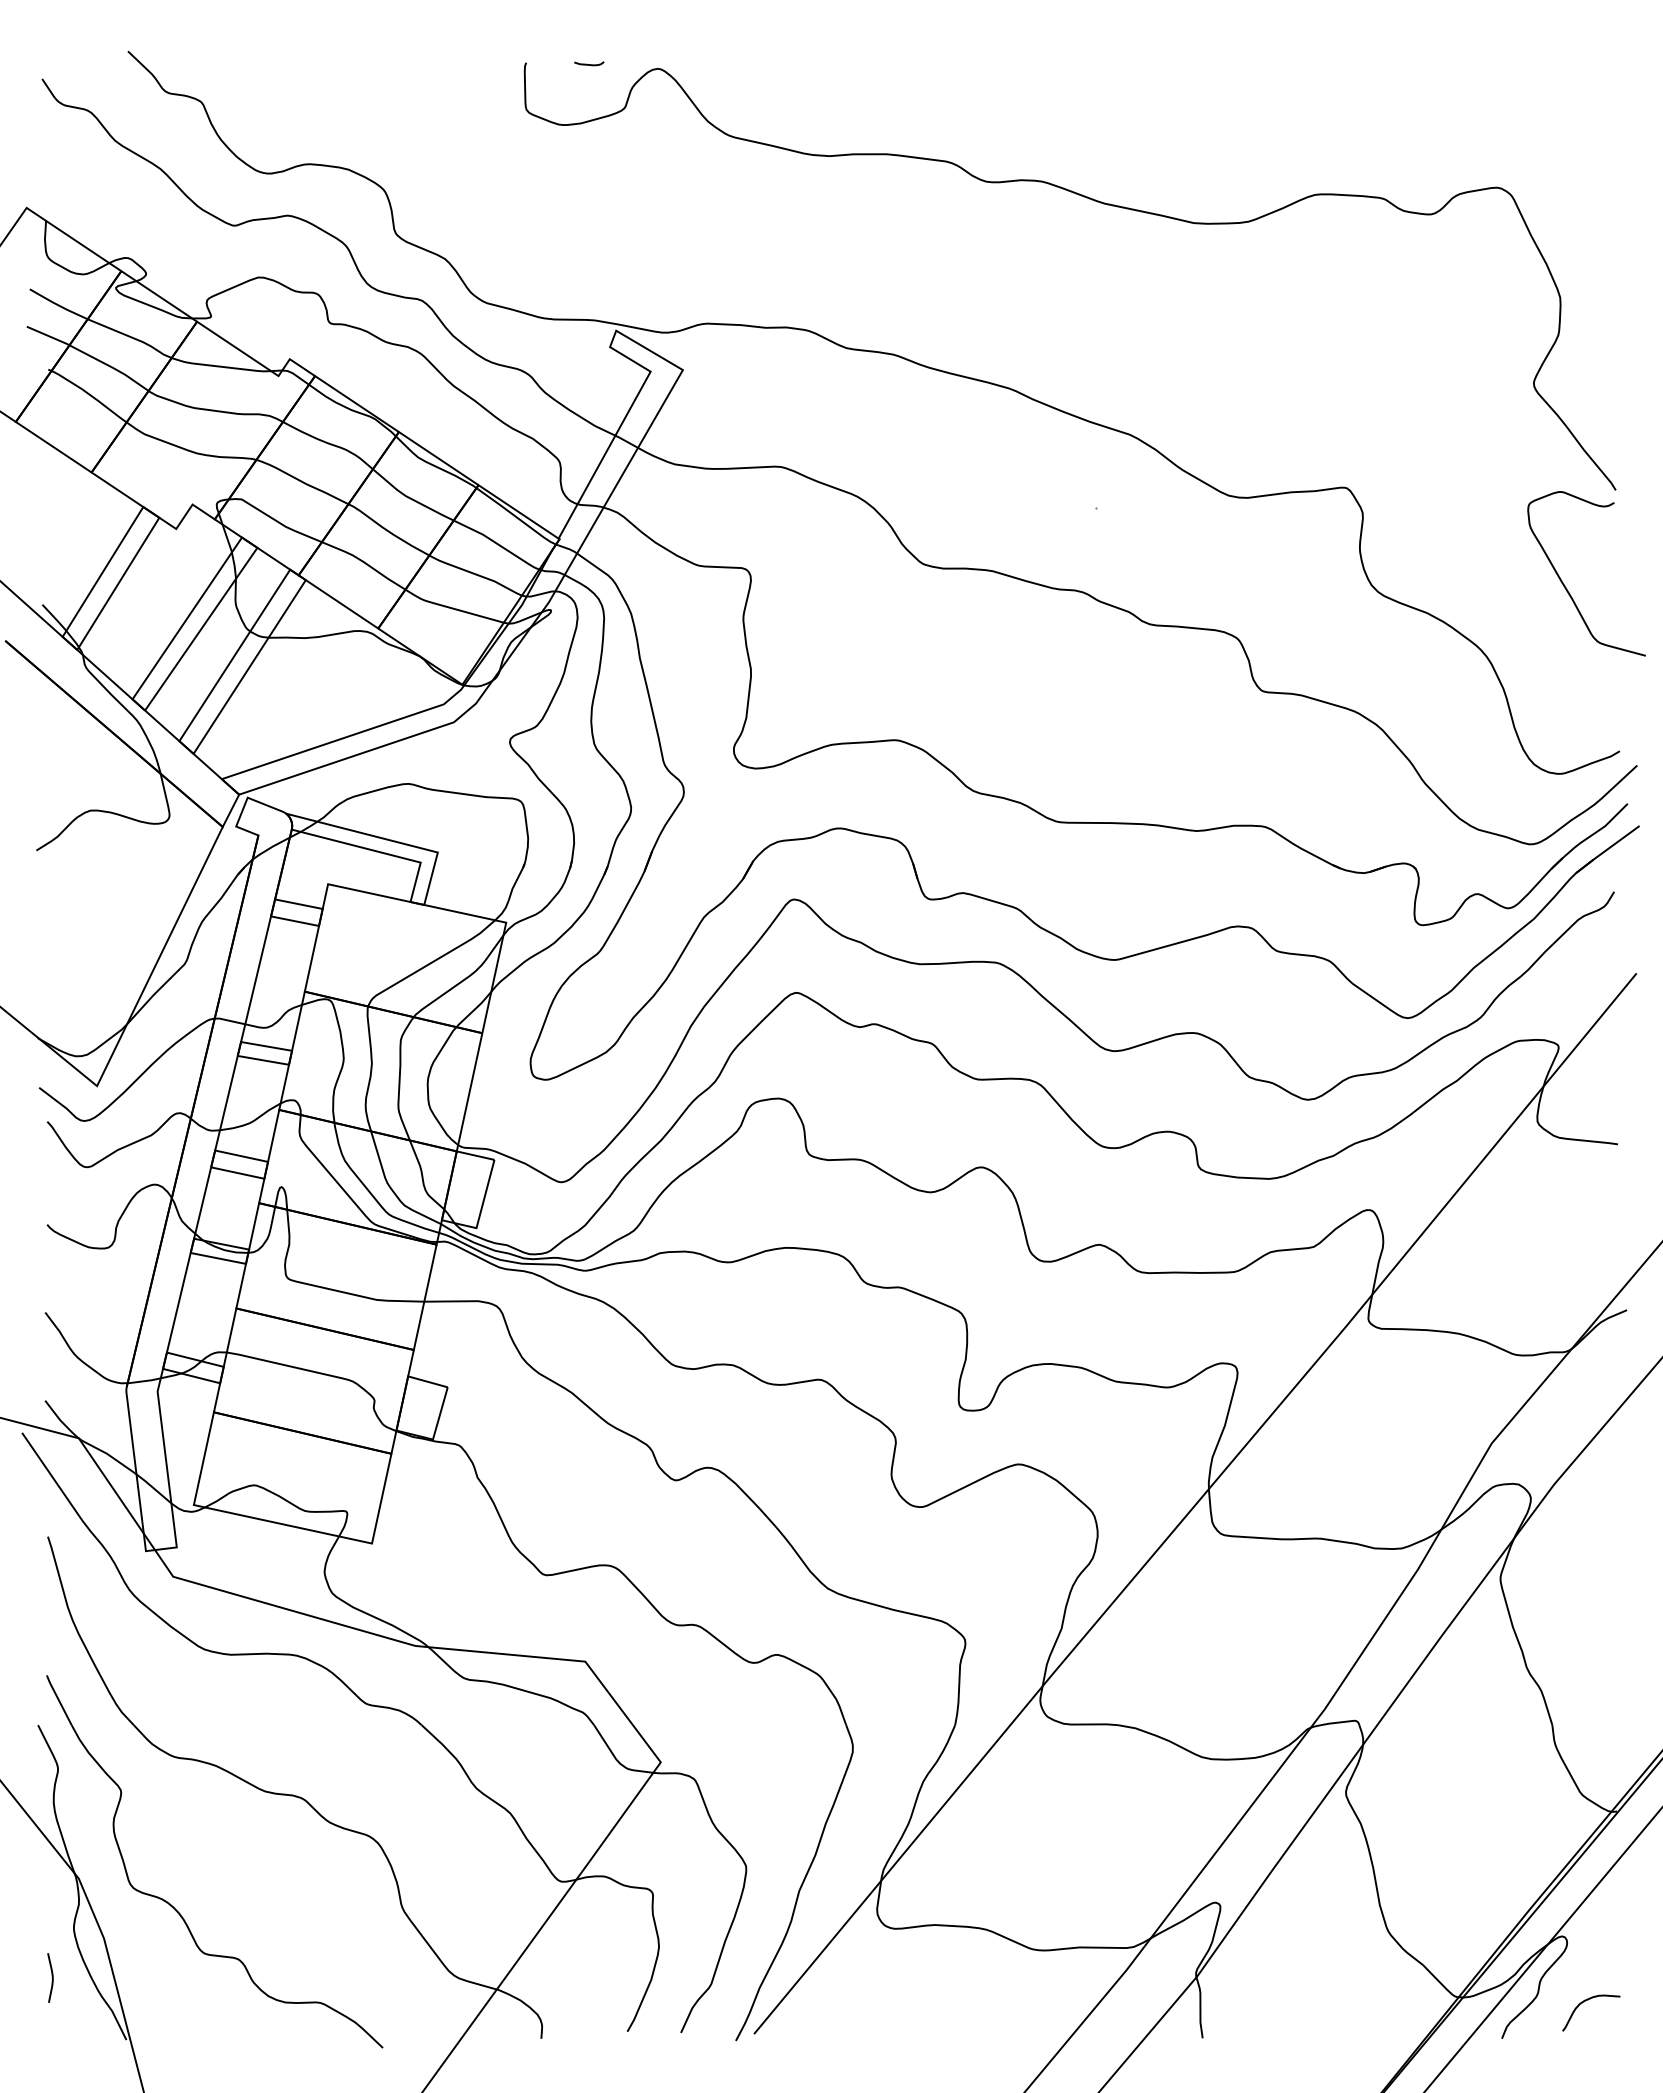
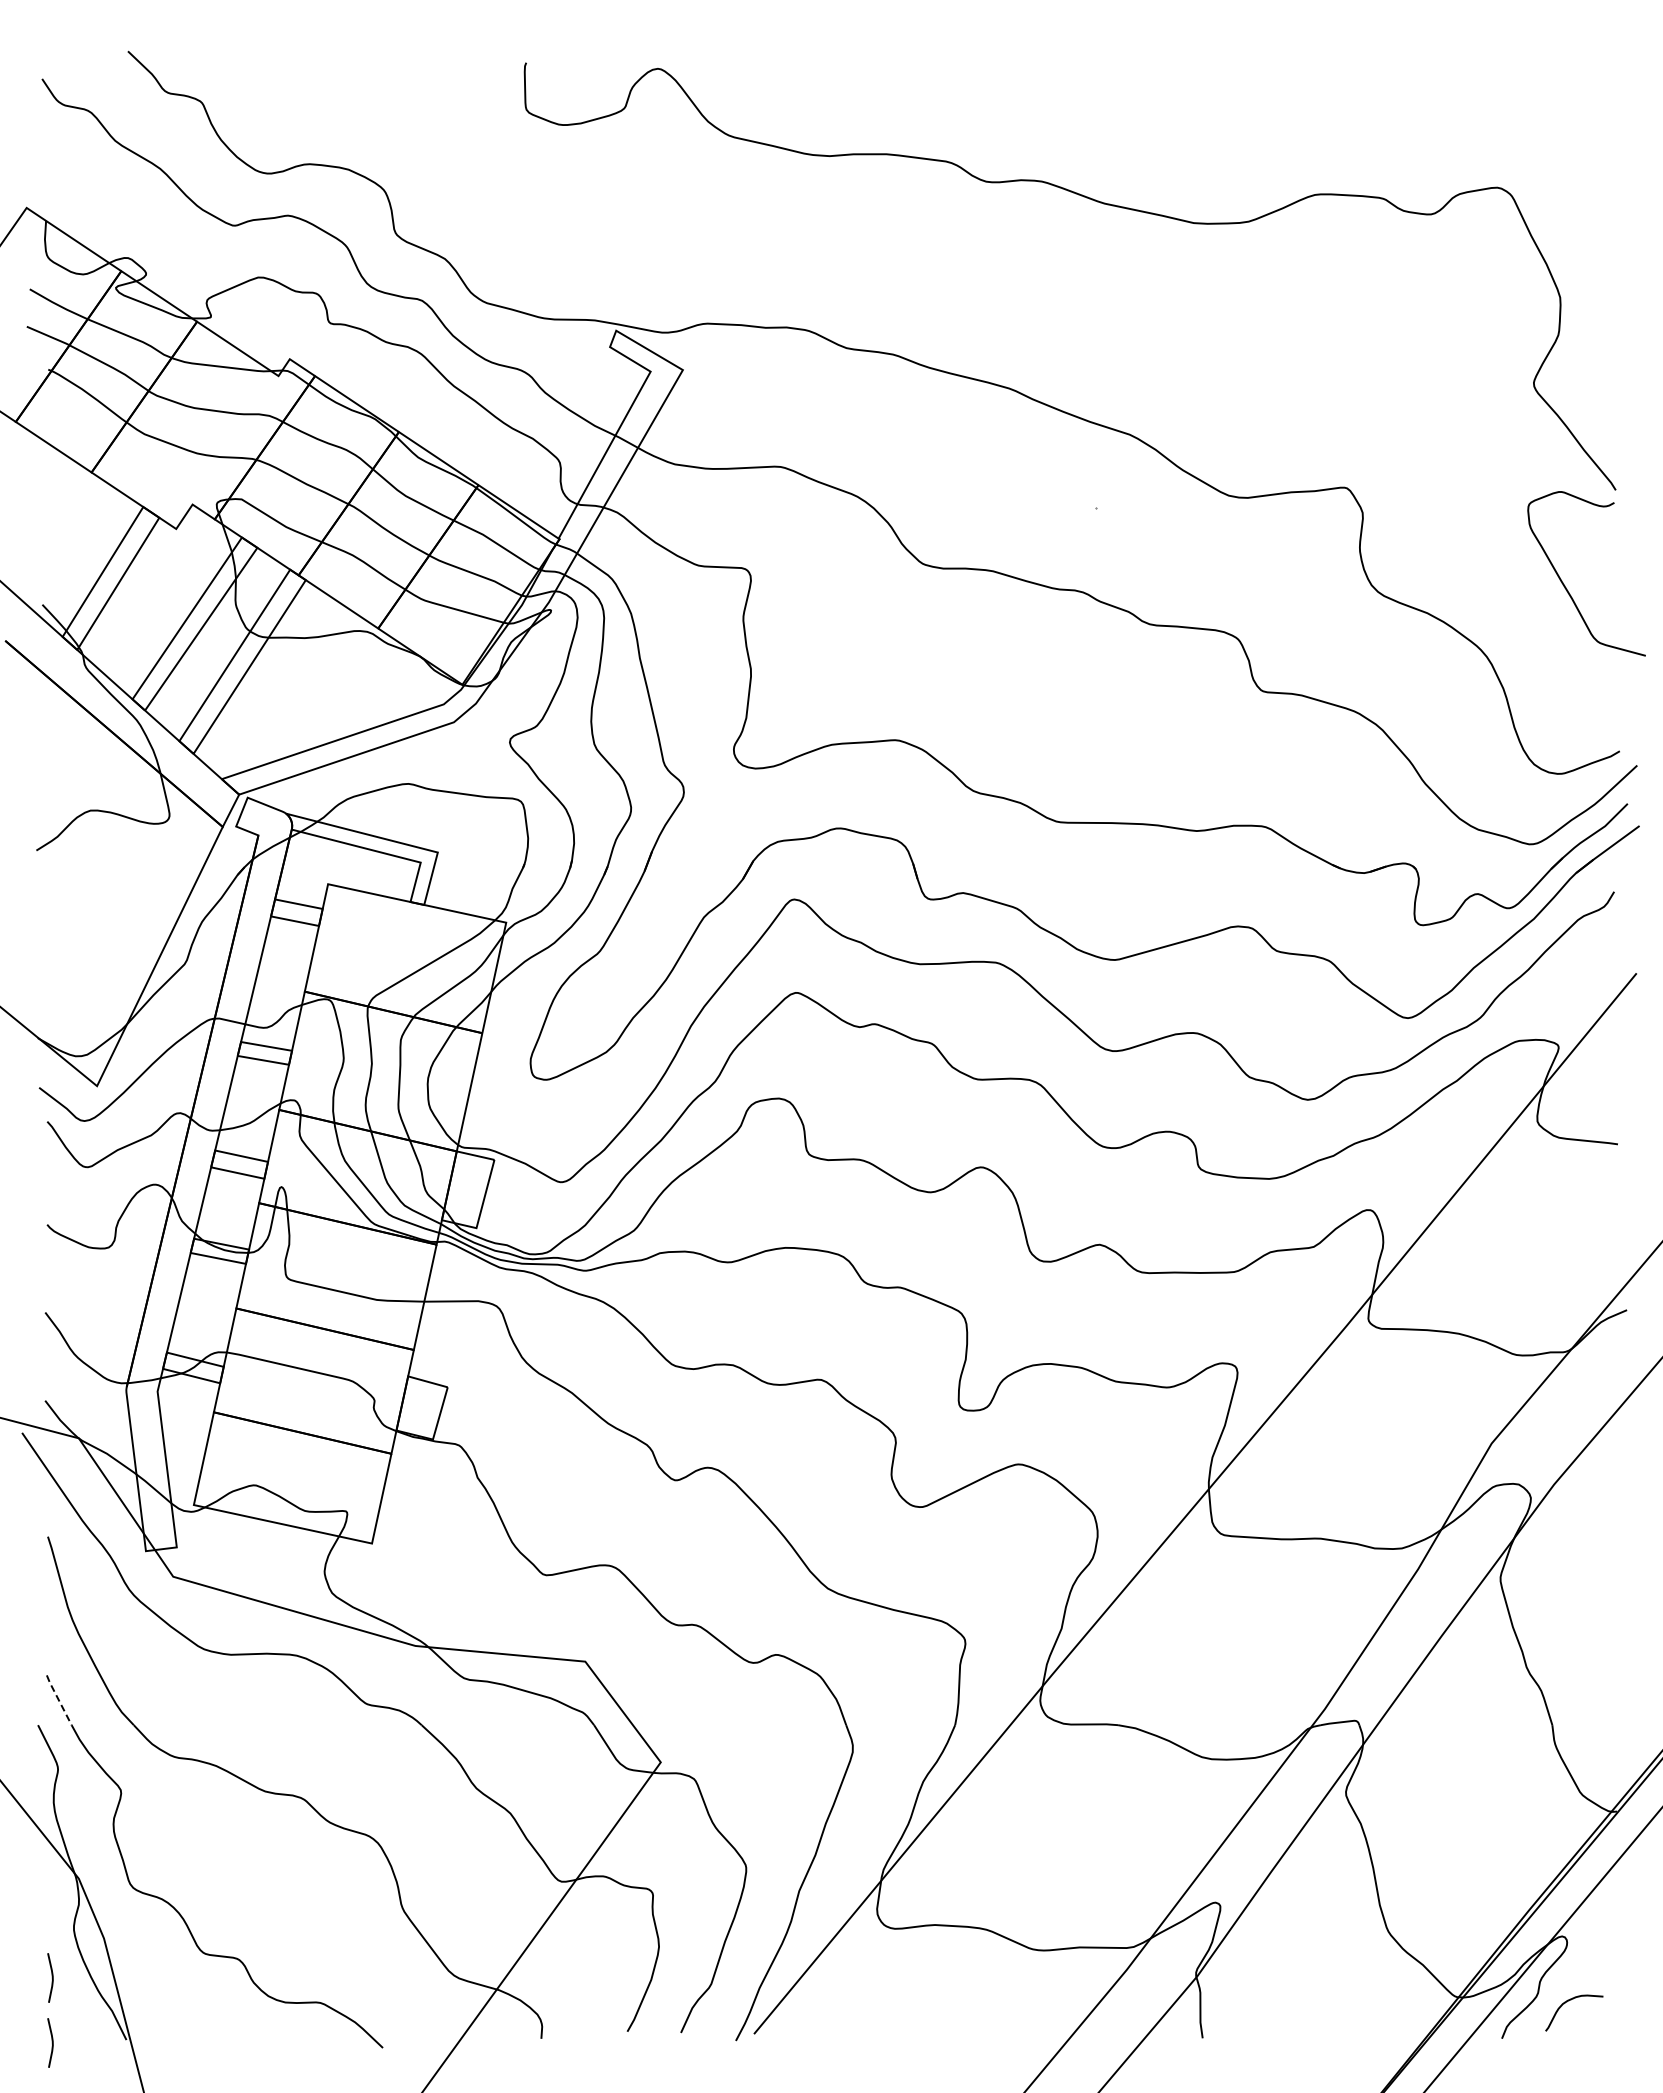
curve: present -> none (589, 64)
line: solid -> dashed (58, 1699)
curve position: (1584, 2002) -> (1567, 2002) (1567, 2002)
curve: none -> present (51, 2042)
